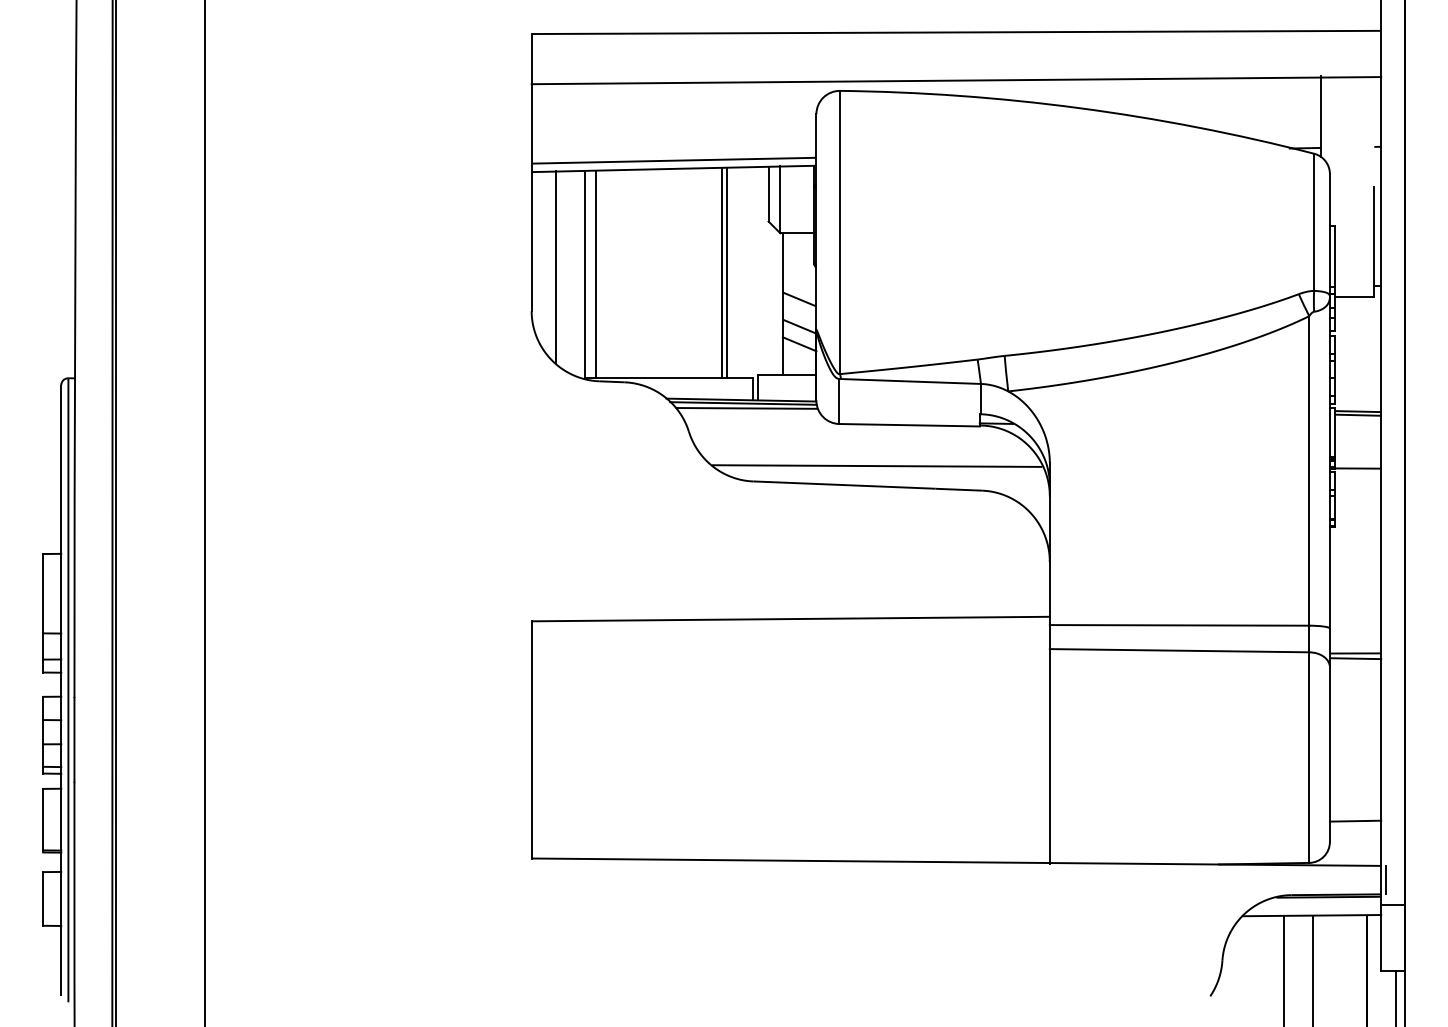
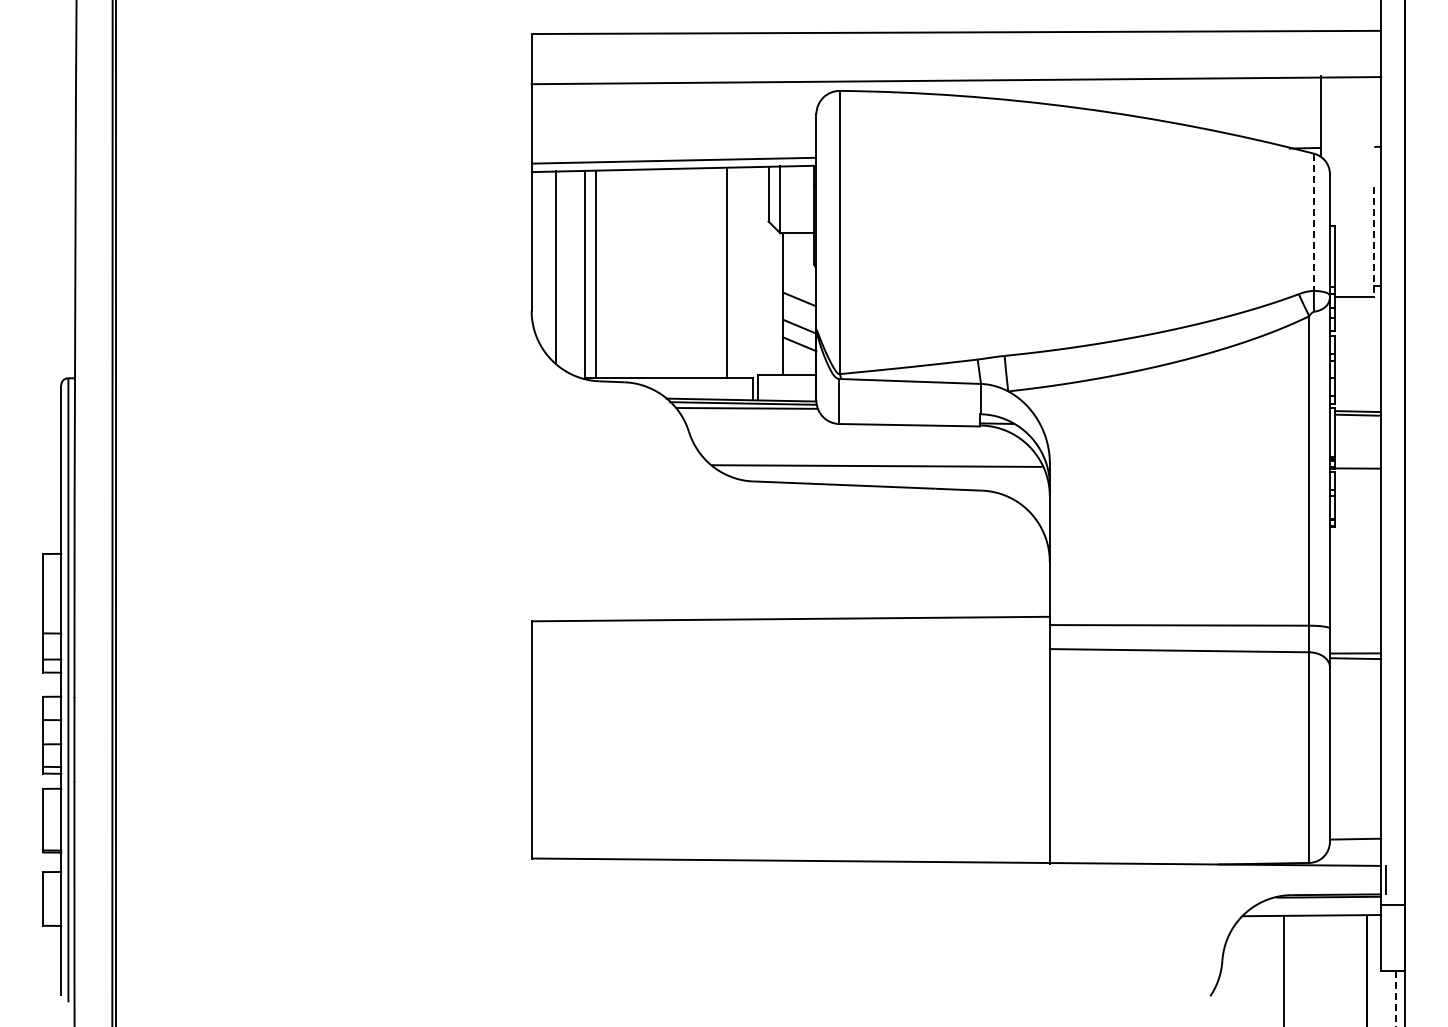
line: solid -> dashed (1314, 222)
line: solid -> dashed (1374, 242)
line: present -> none (722, 272)
line: present -> none (204, 512)
line position: (1355, 820) -> (1355, 838) (1355, 838)
line: present -> none (1313, 969)
line: solid -> dashed (1396, 998)
